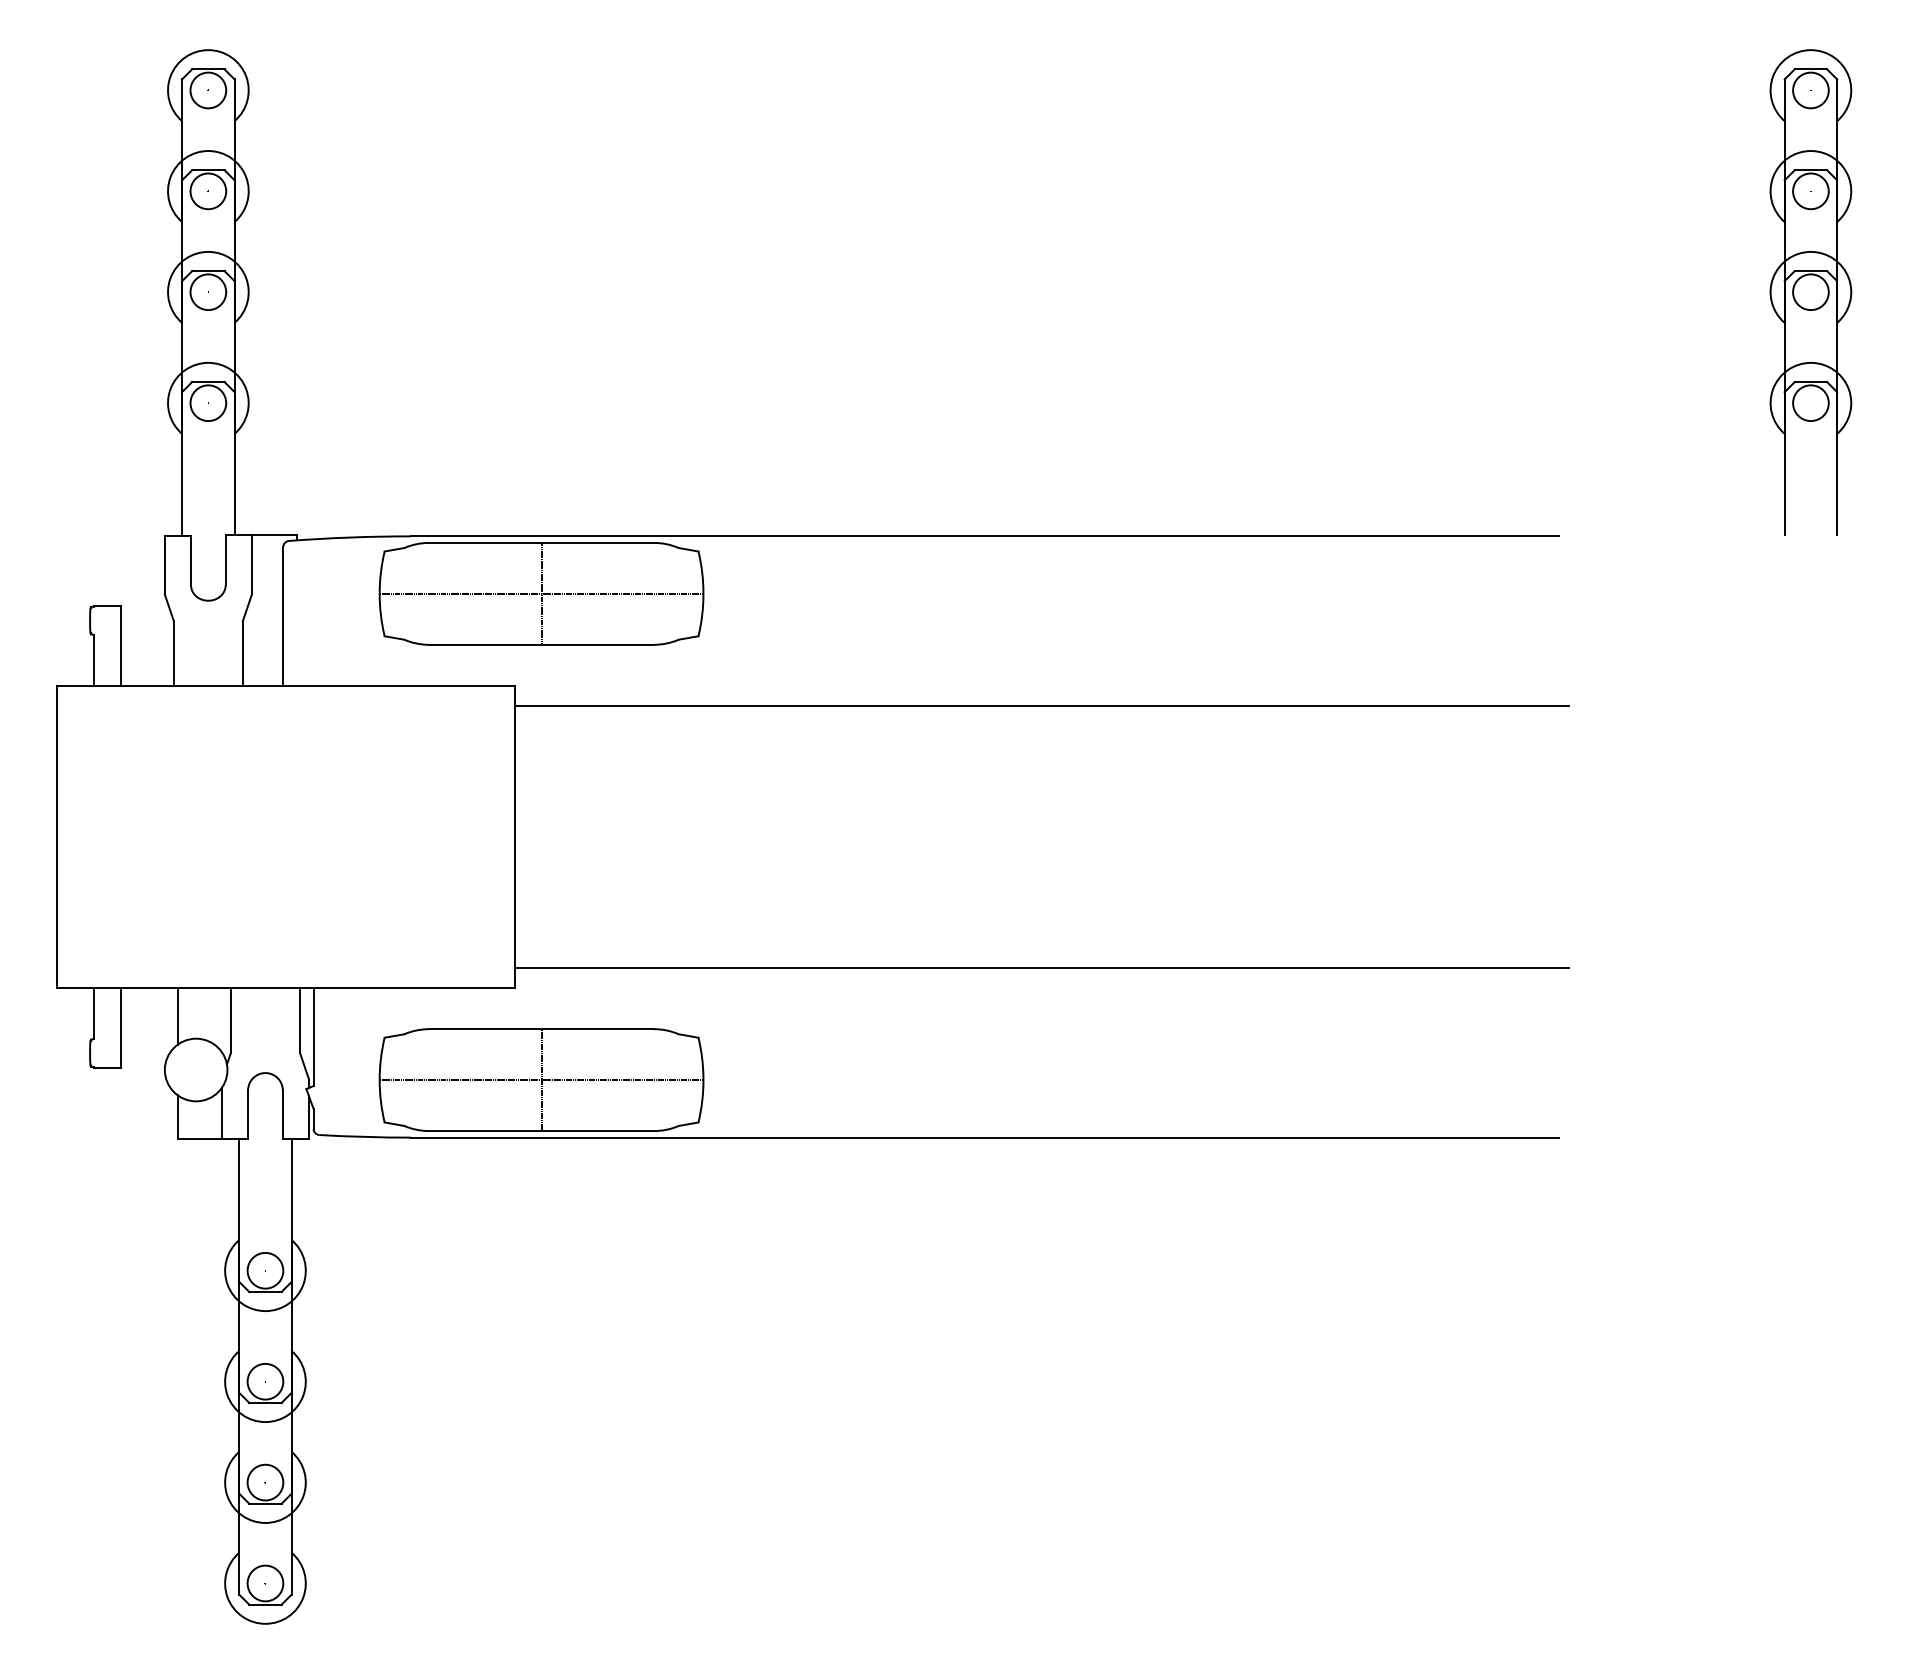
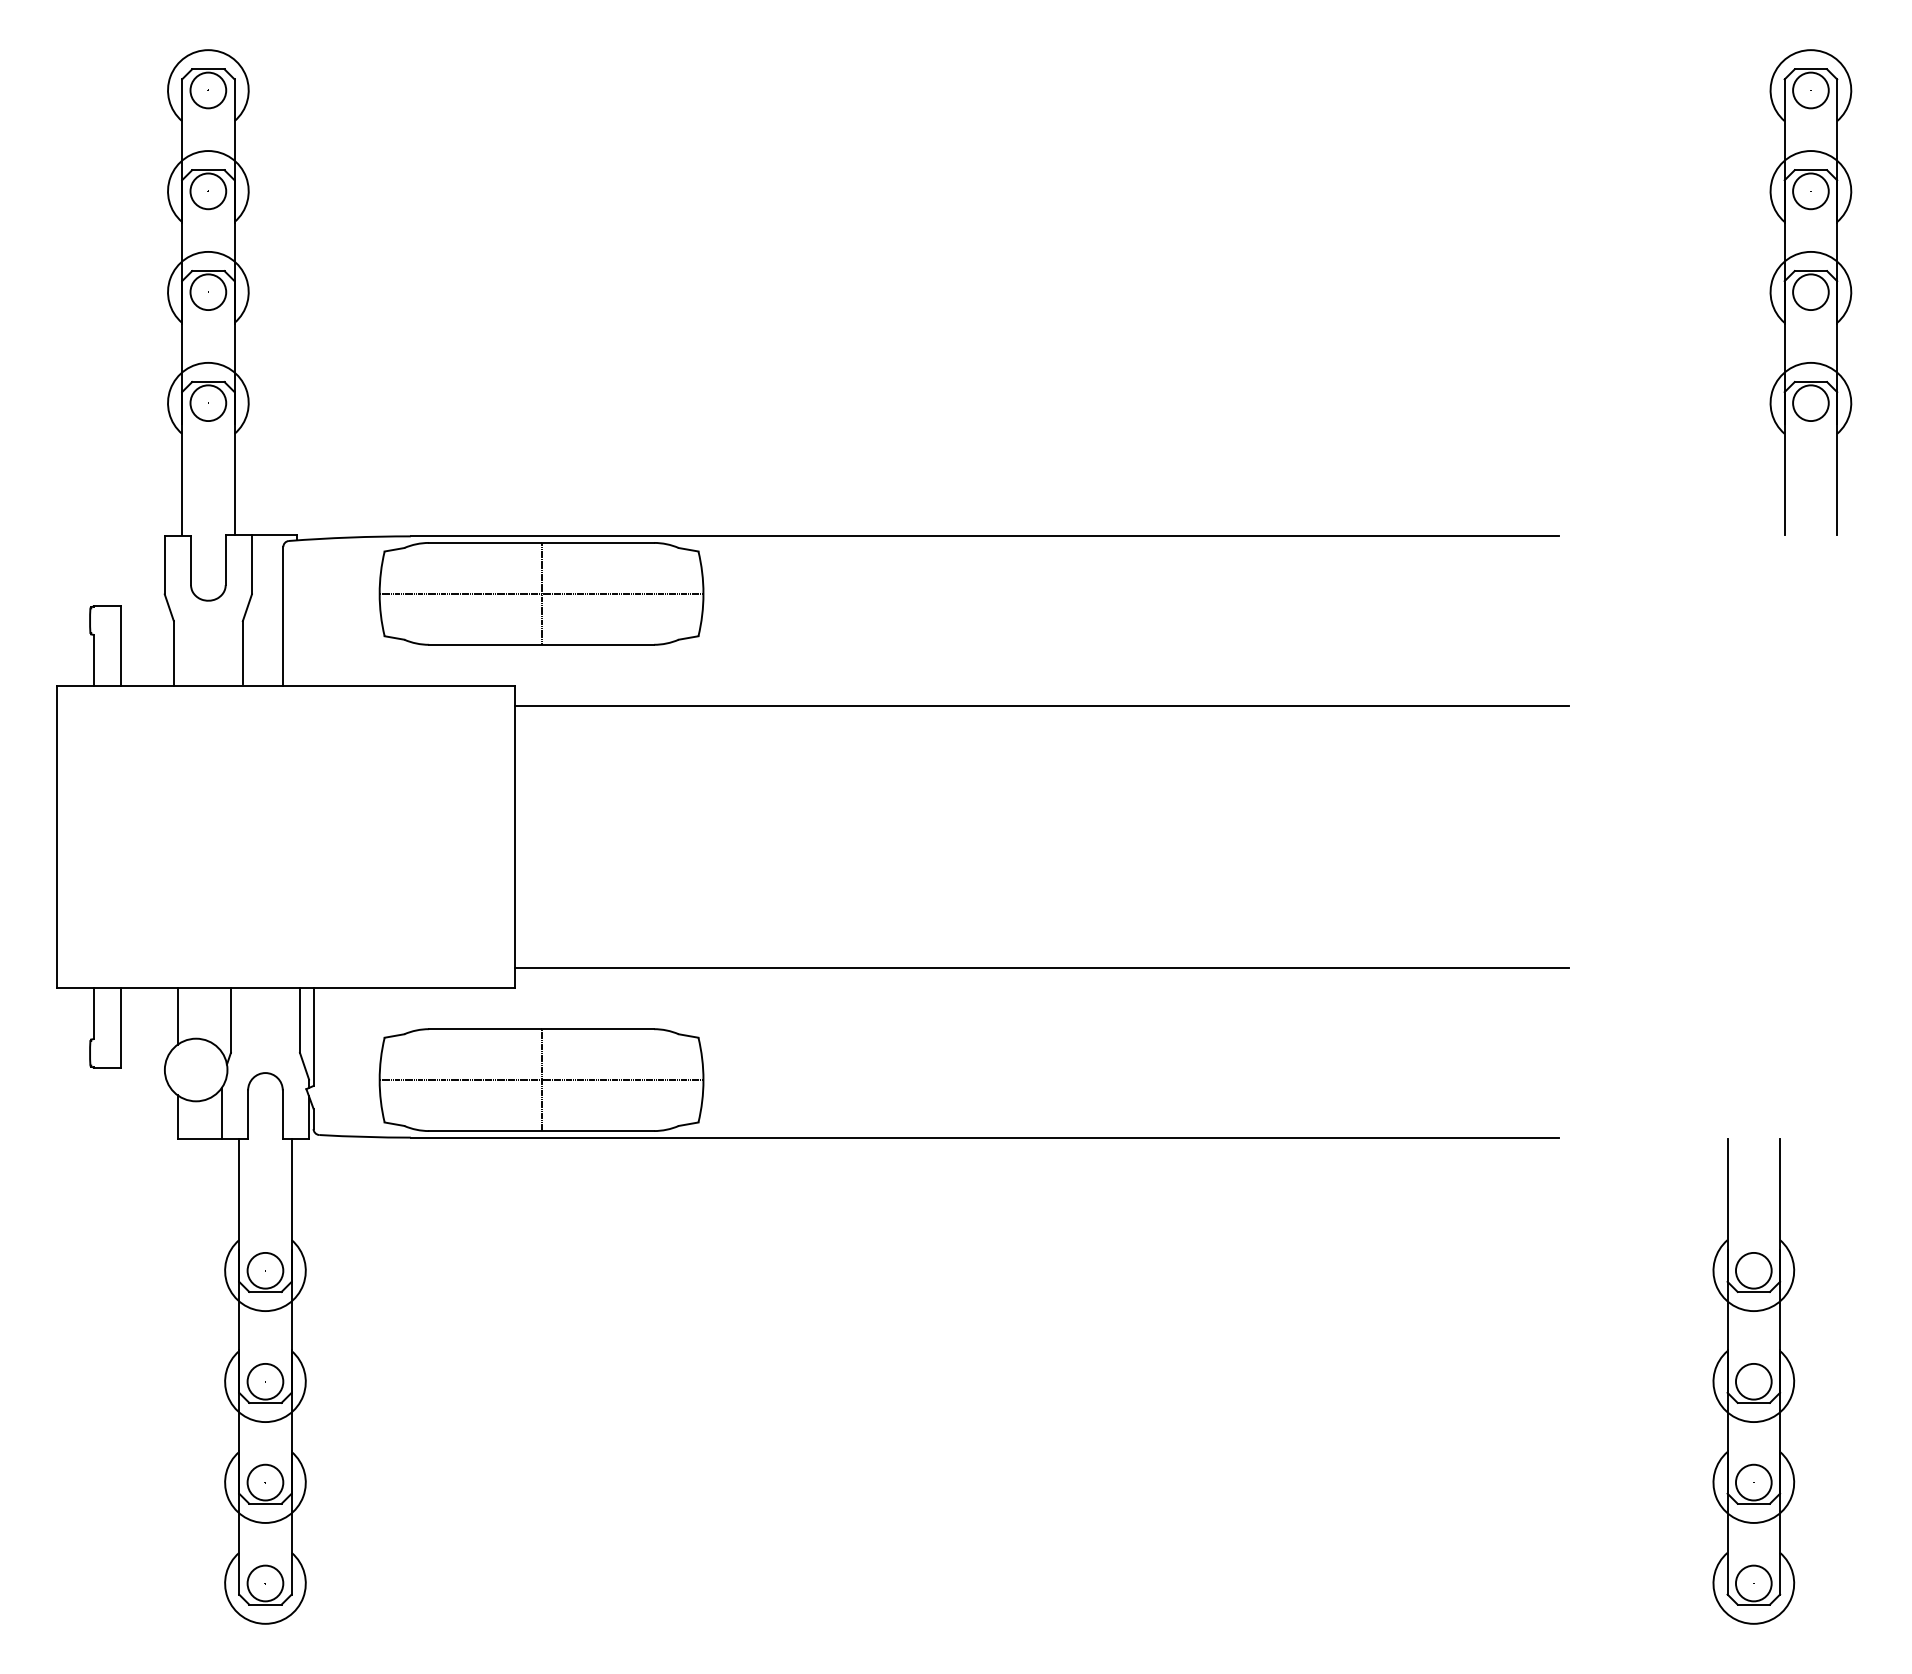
part: none -> present (1753, 1381)
